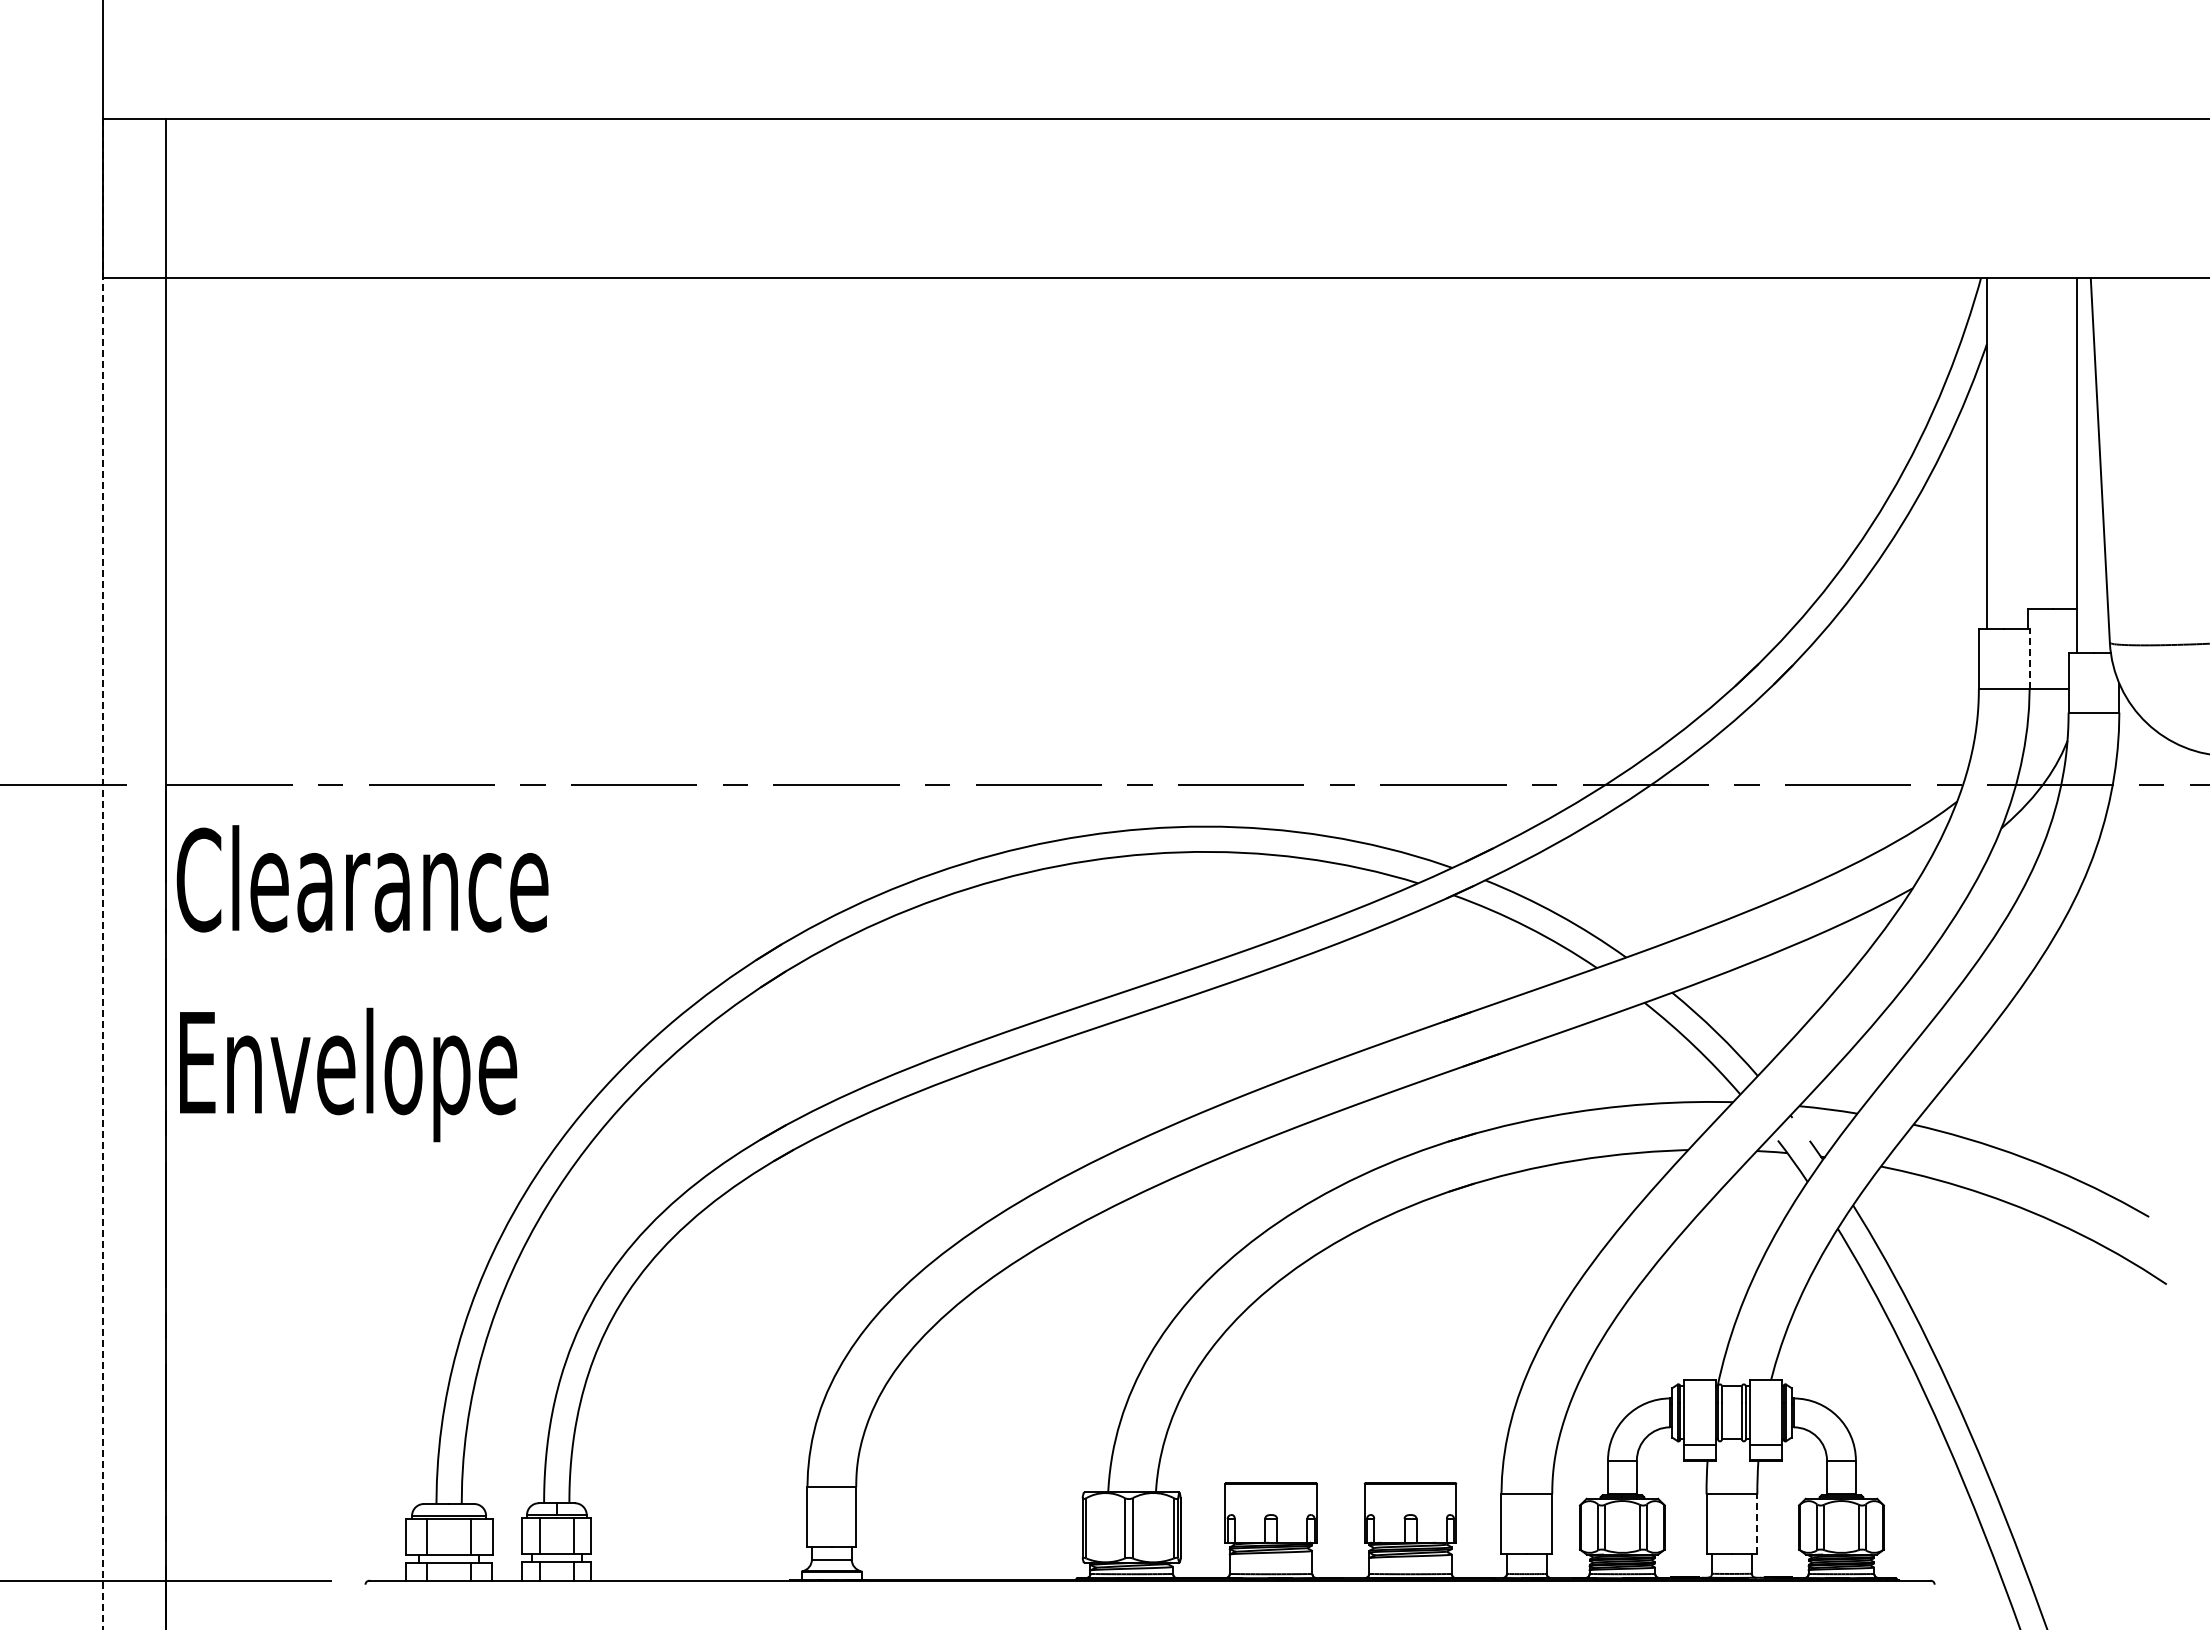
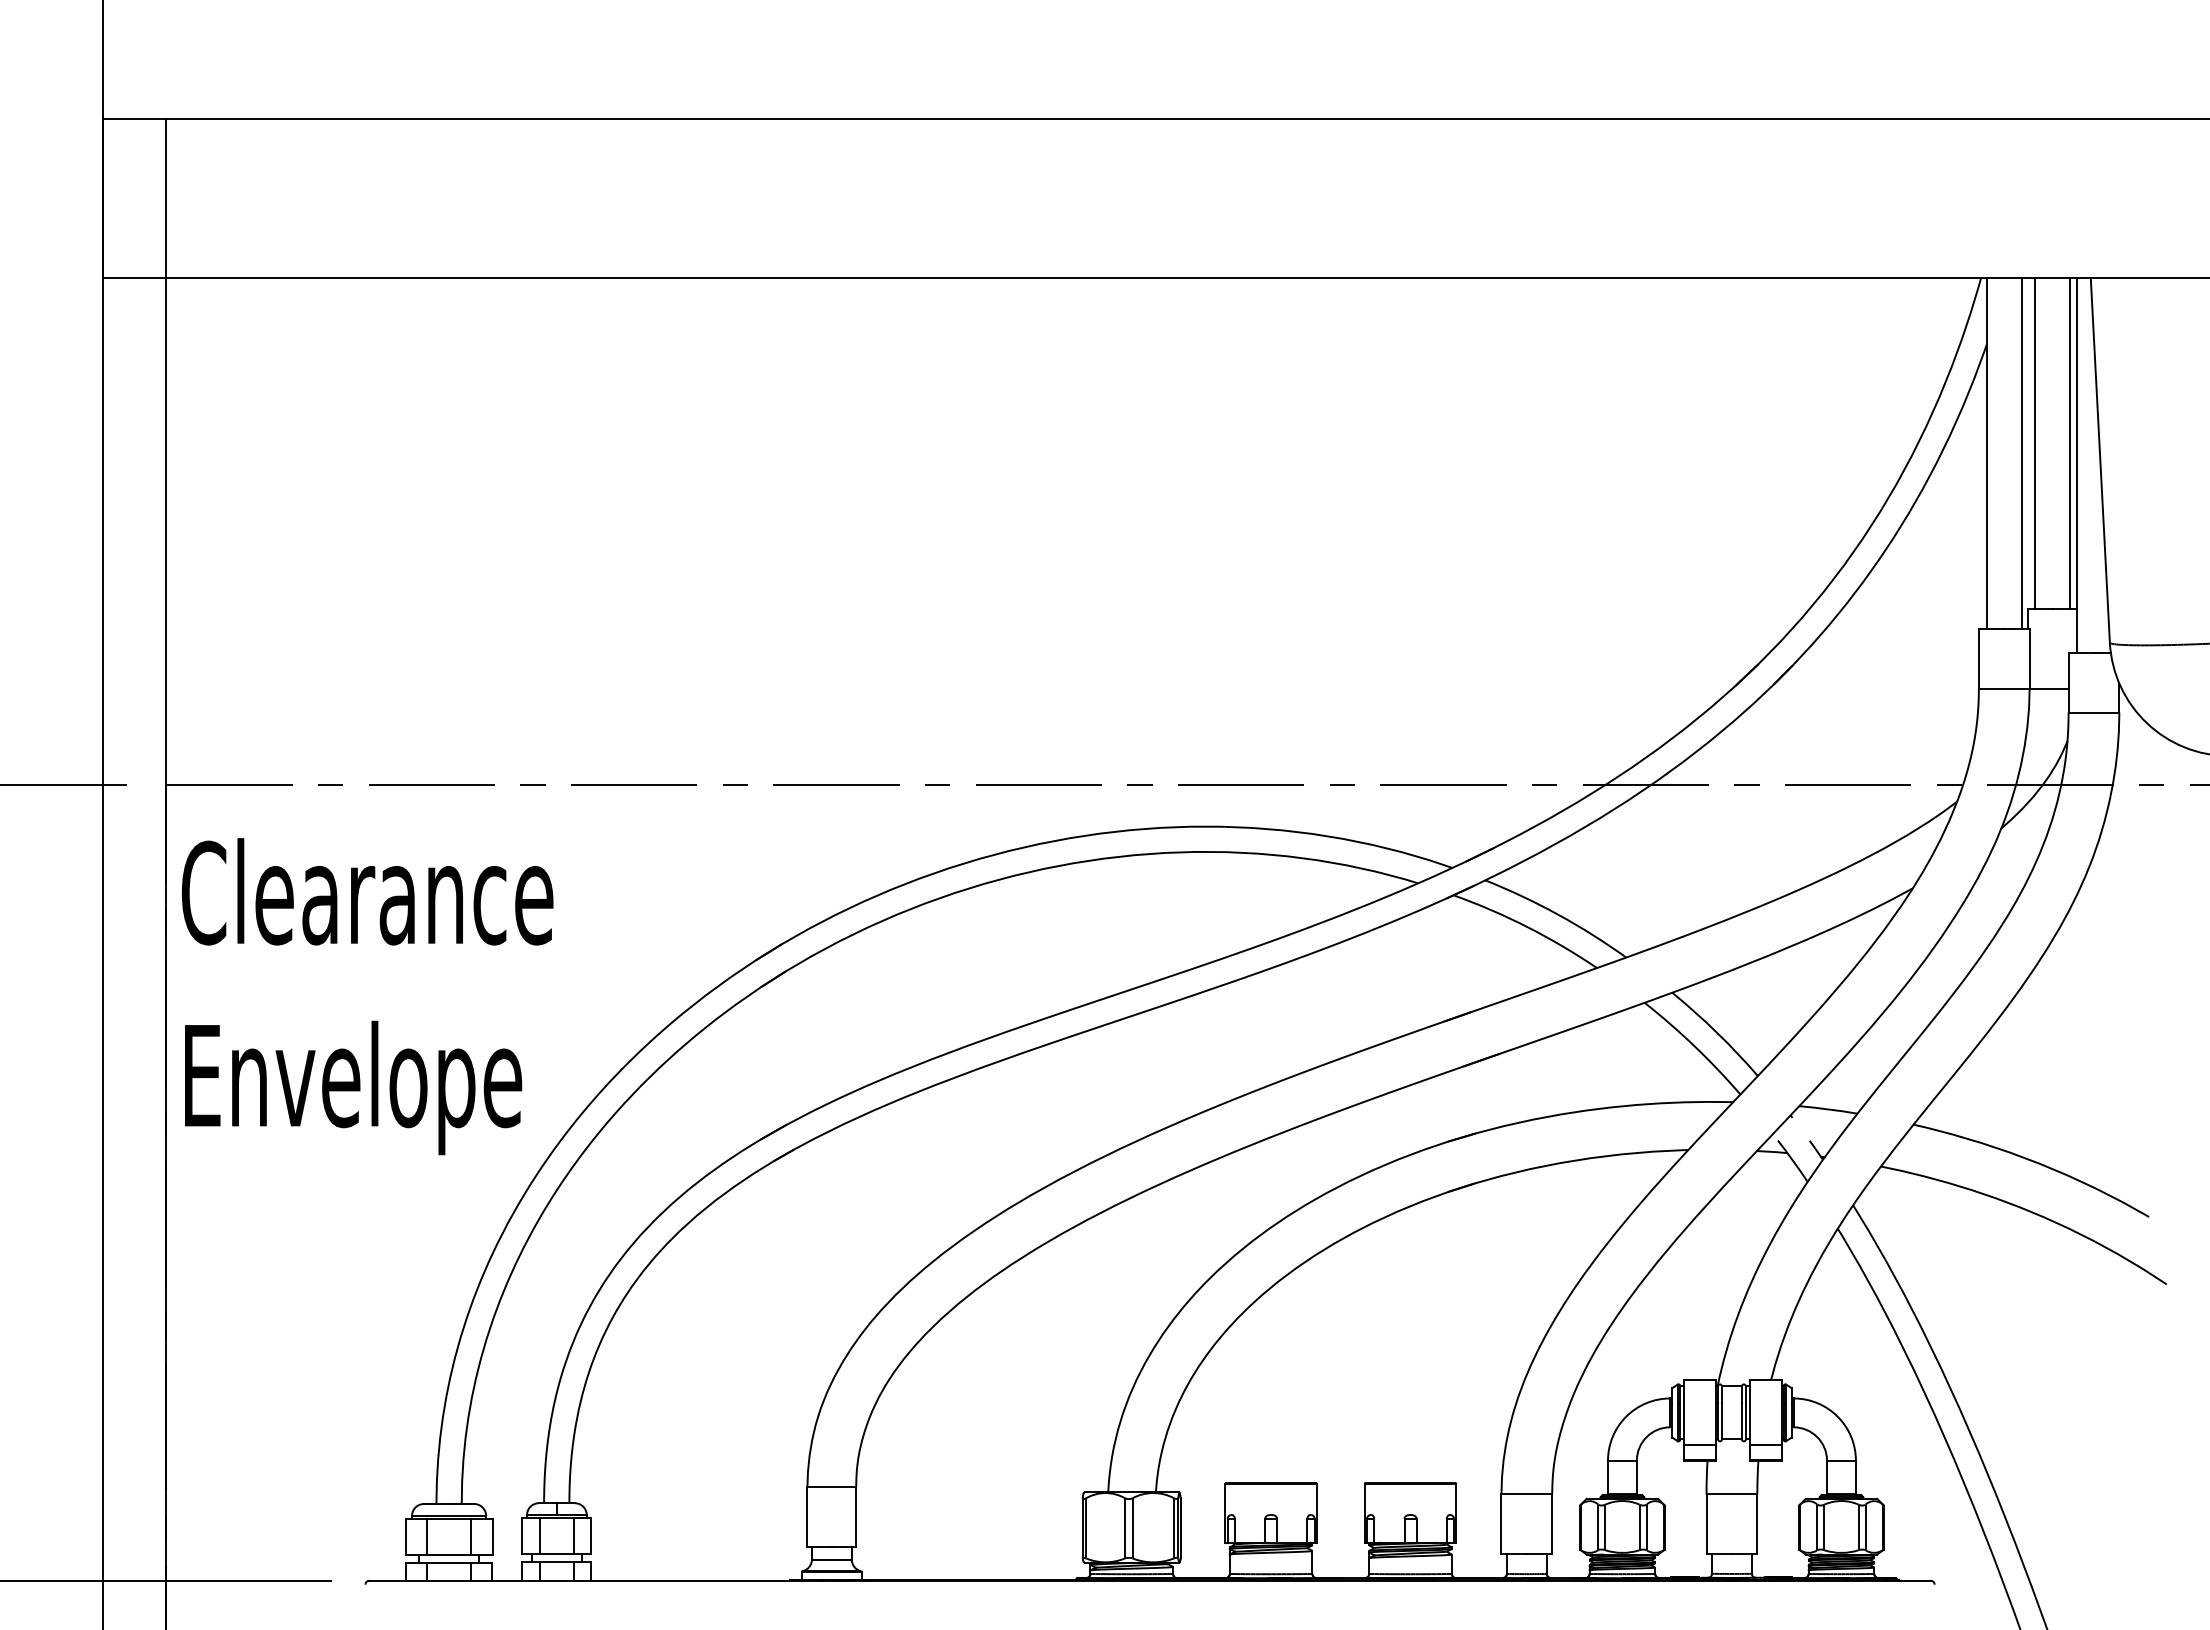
line: none -> present (2035, 443)
line: none -> present (2070, 443)
line: none -> present (2021, 453)
line: dashed -> solid (2029, 658)
line: dashed -> solid (102, 874)
text position: (362, 983) -> (367, 996) (367, 996)
line: dashed -> solid (1757, 1524)
